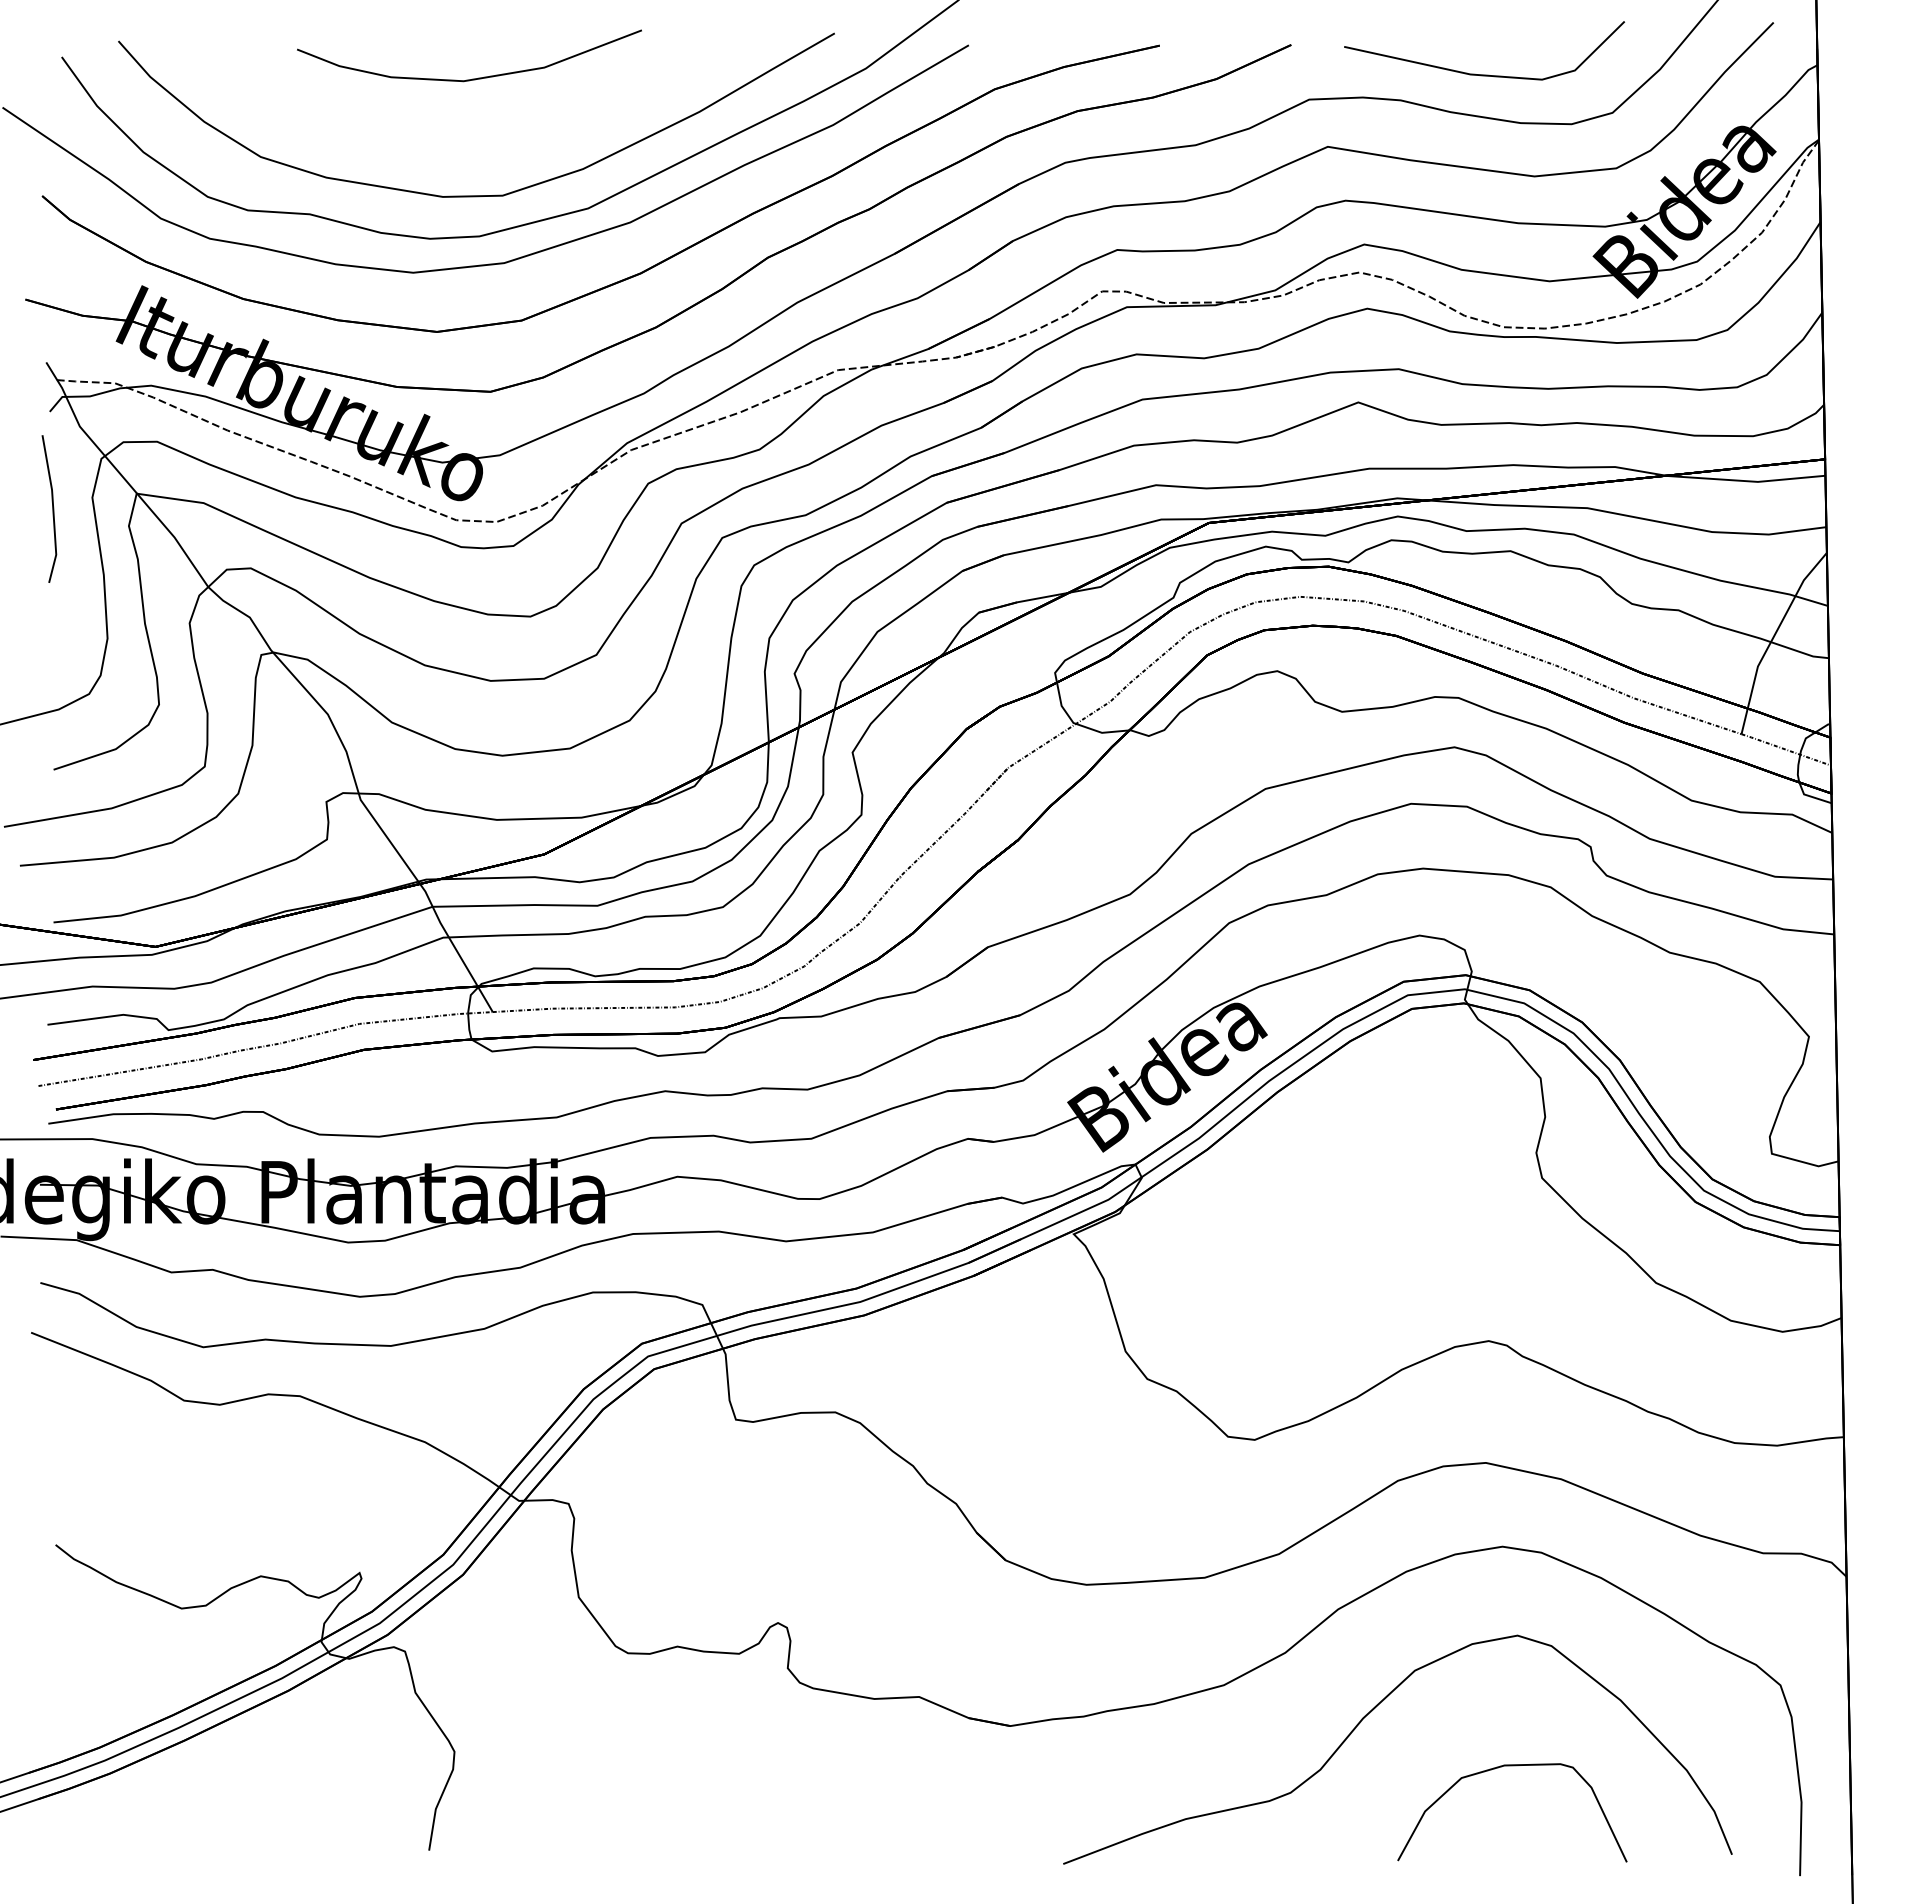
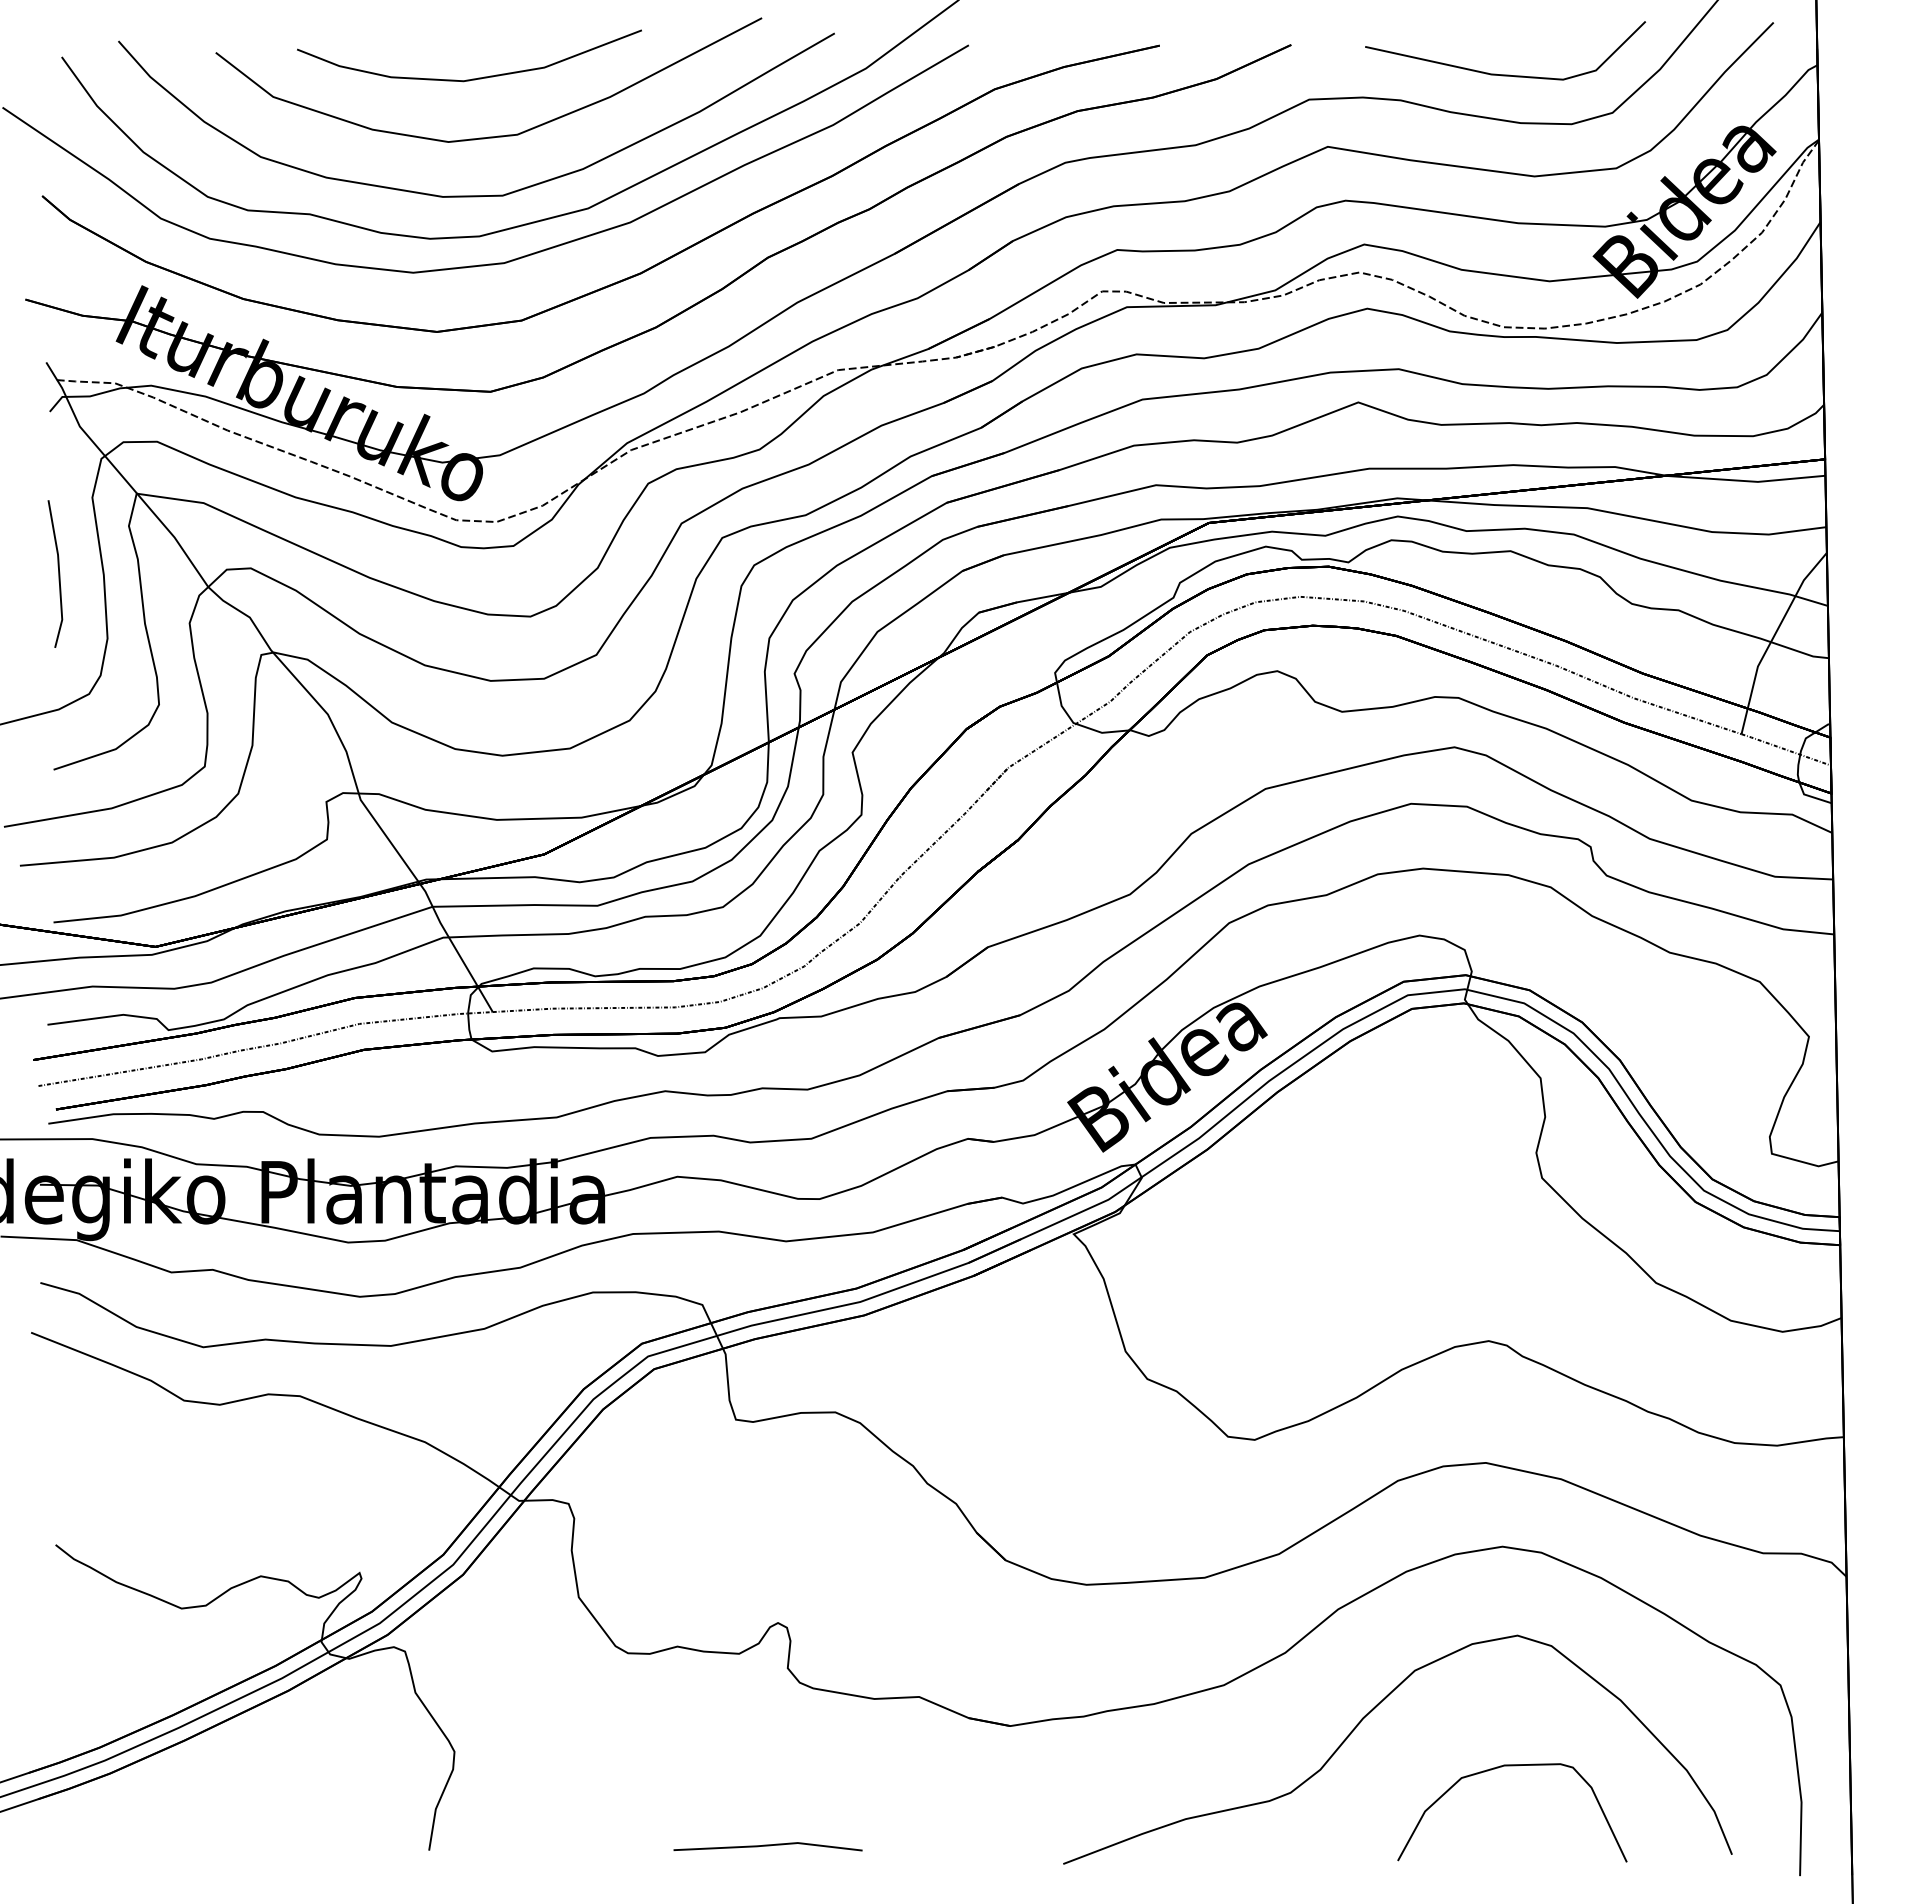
line position: (1484, 74) -> (1505, 74) (1505, 74)
curve: none -> present (497, 135)
line position: (52, 508) -> (58, 573) (58, 573)
line: none -> present (767, 1846)
